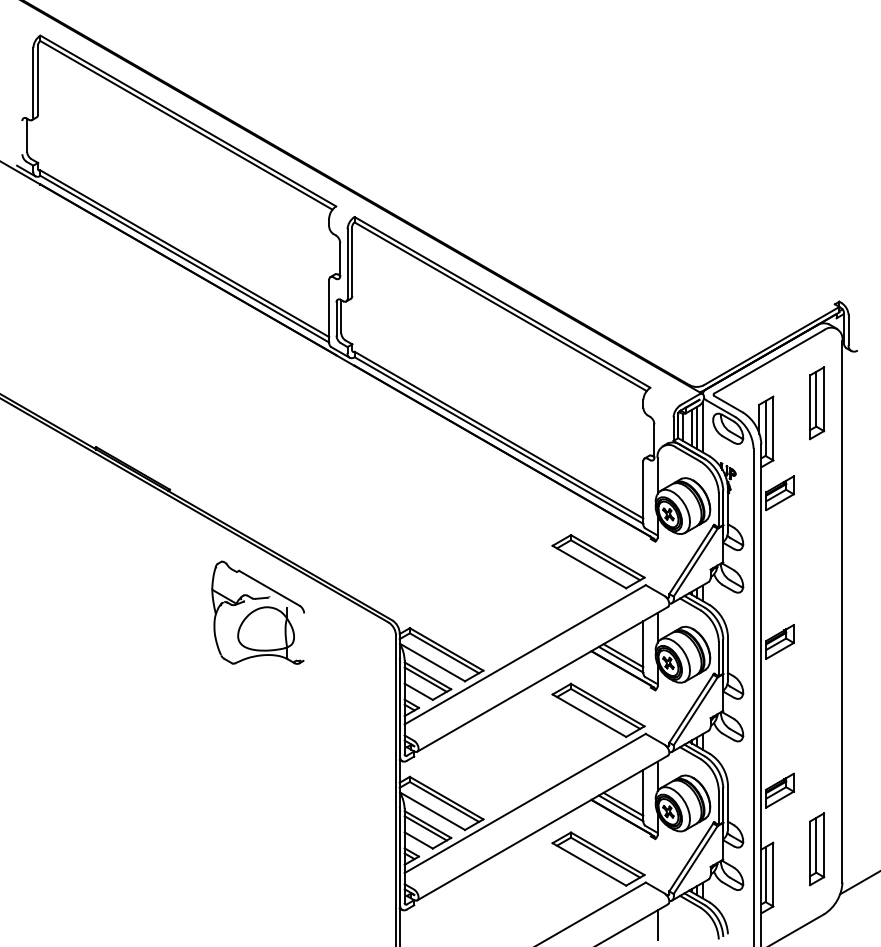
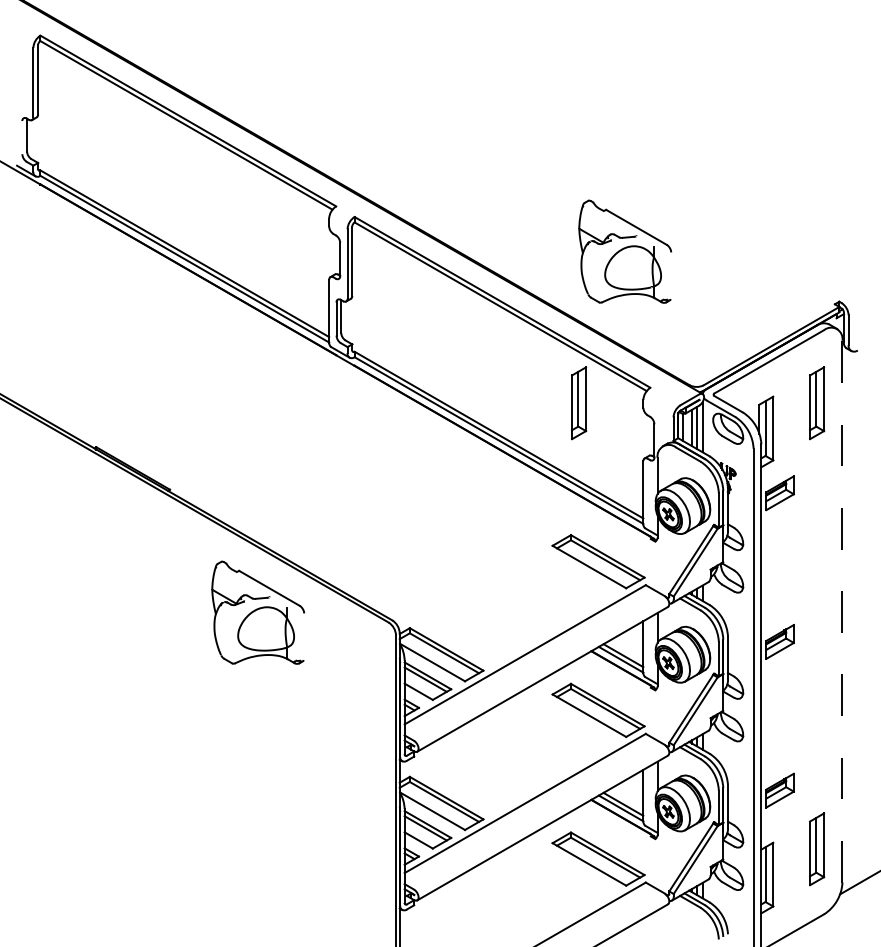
part: none -> present (624, 251)
part: none -> present (579, 403)
line: solid -> dashed (842, 611)
line: present -> none (657, 924)
